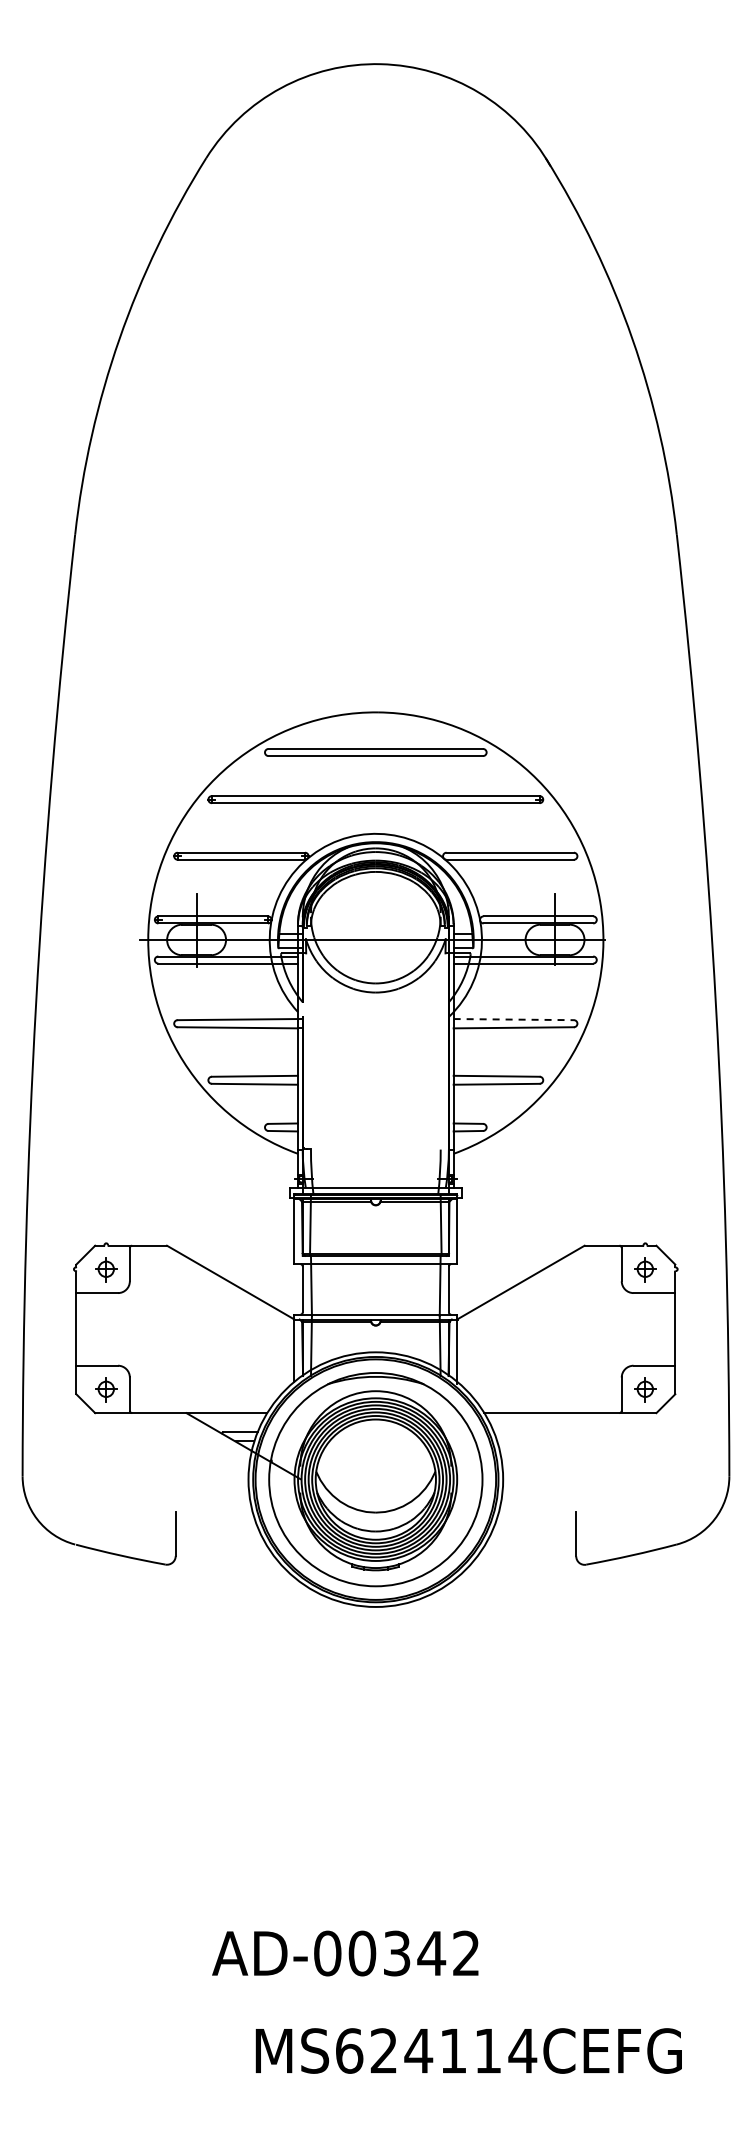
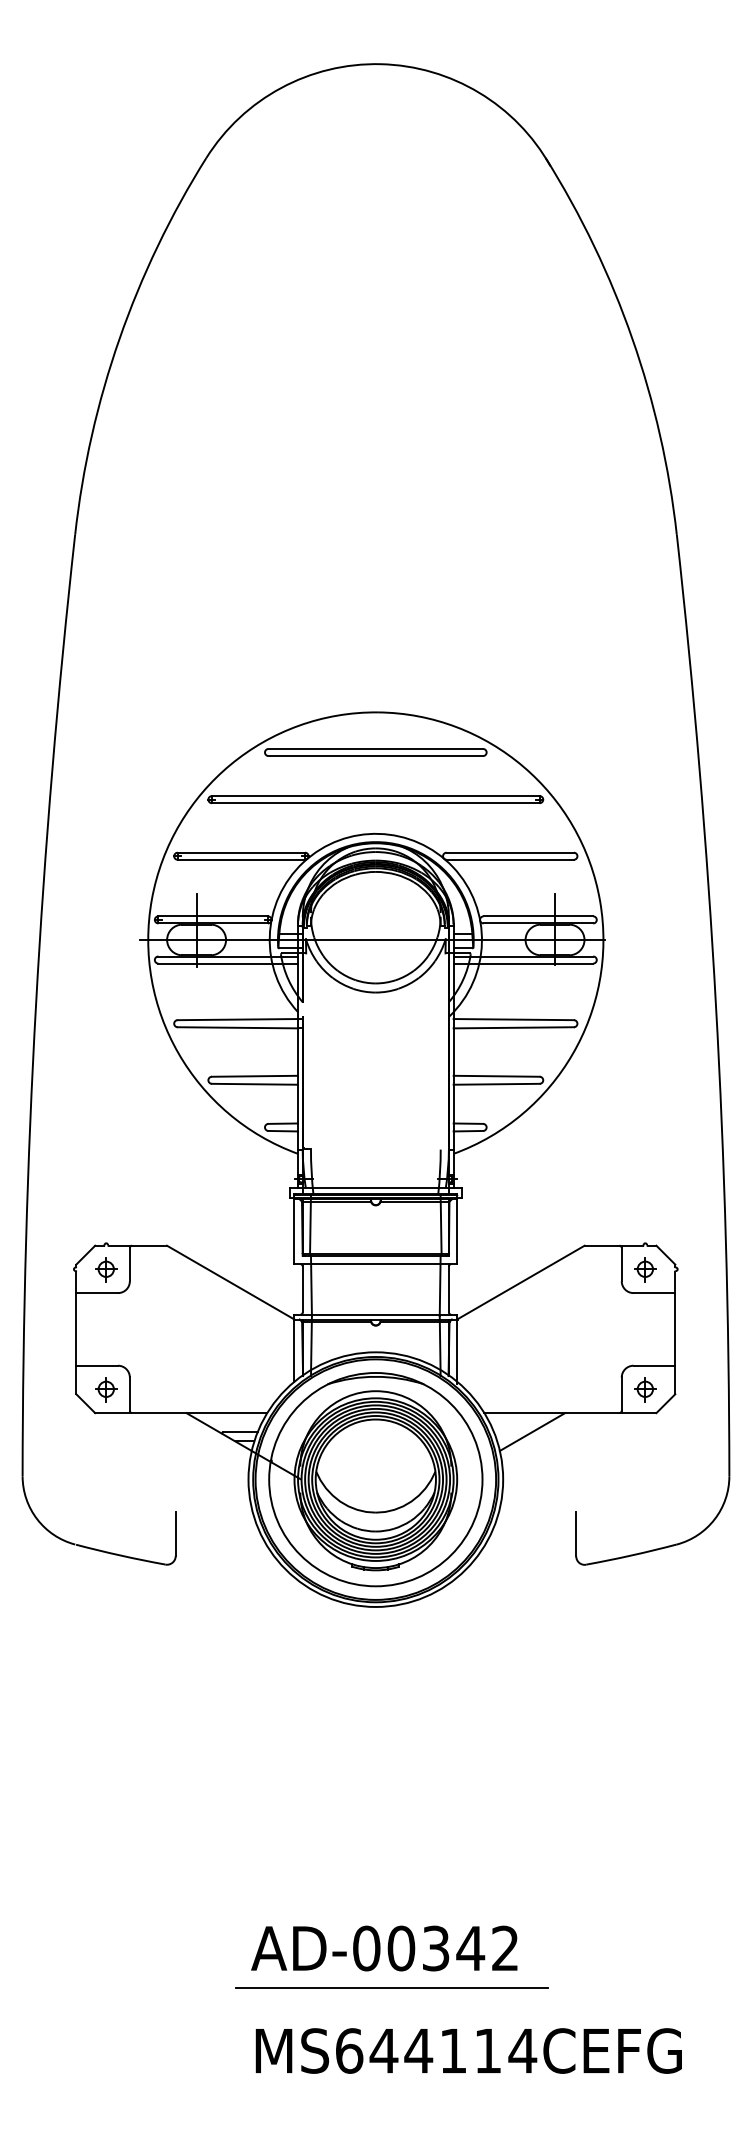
line: dashed -> solid (514, 1019)
line: none -> present (532, 1431)
text position: (345, 1953) -> (384, 1948) (384, 1948)
line: none -> present (391, 1988)
text: MS624114CEFG -> MS644114CEFG (383, 2050)
